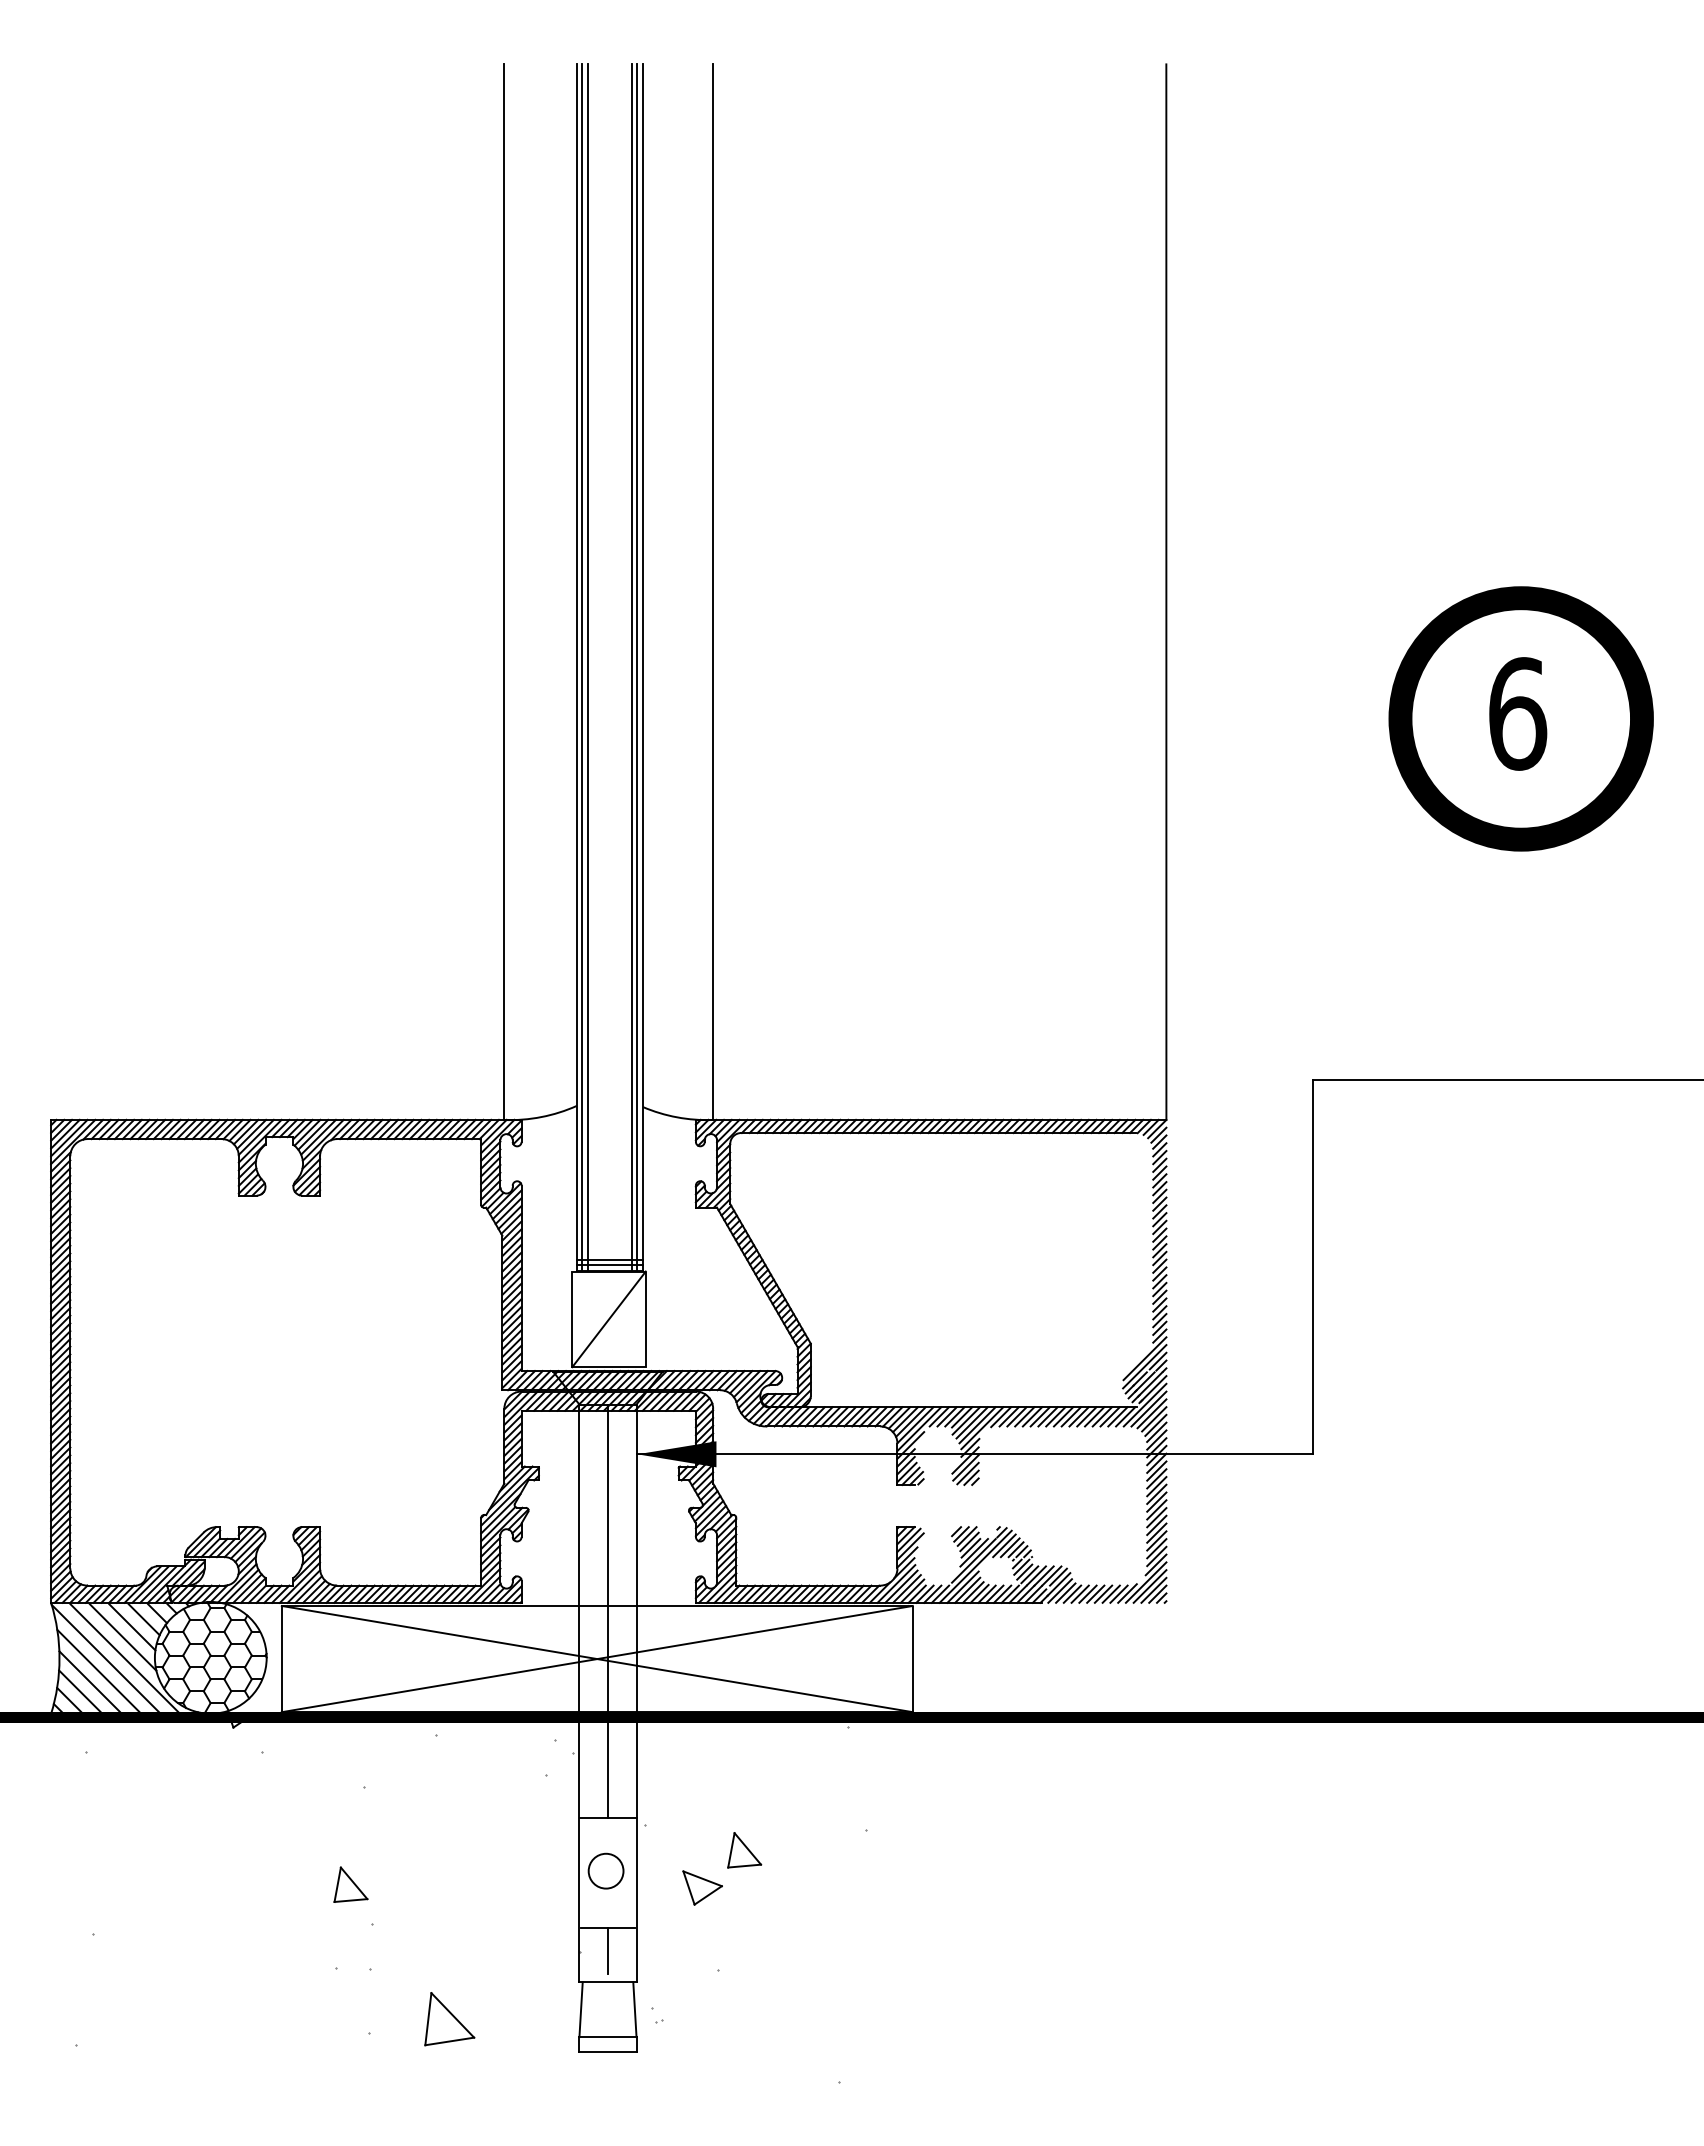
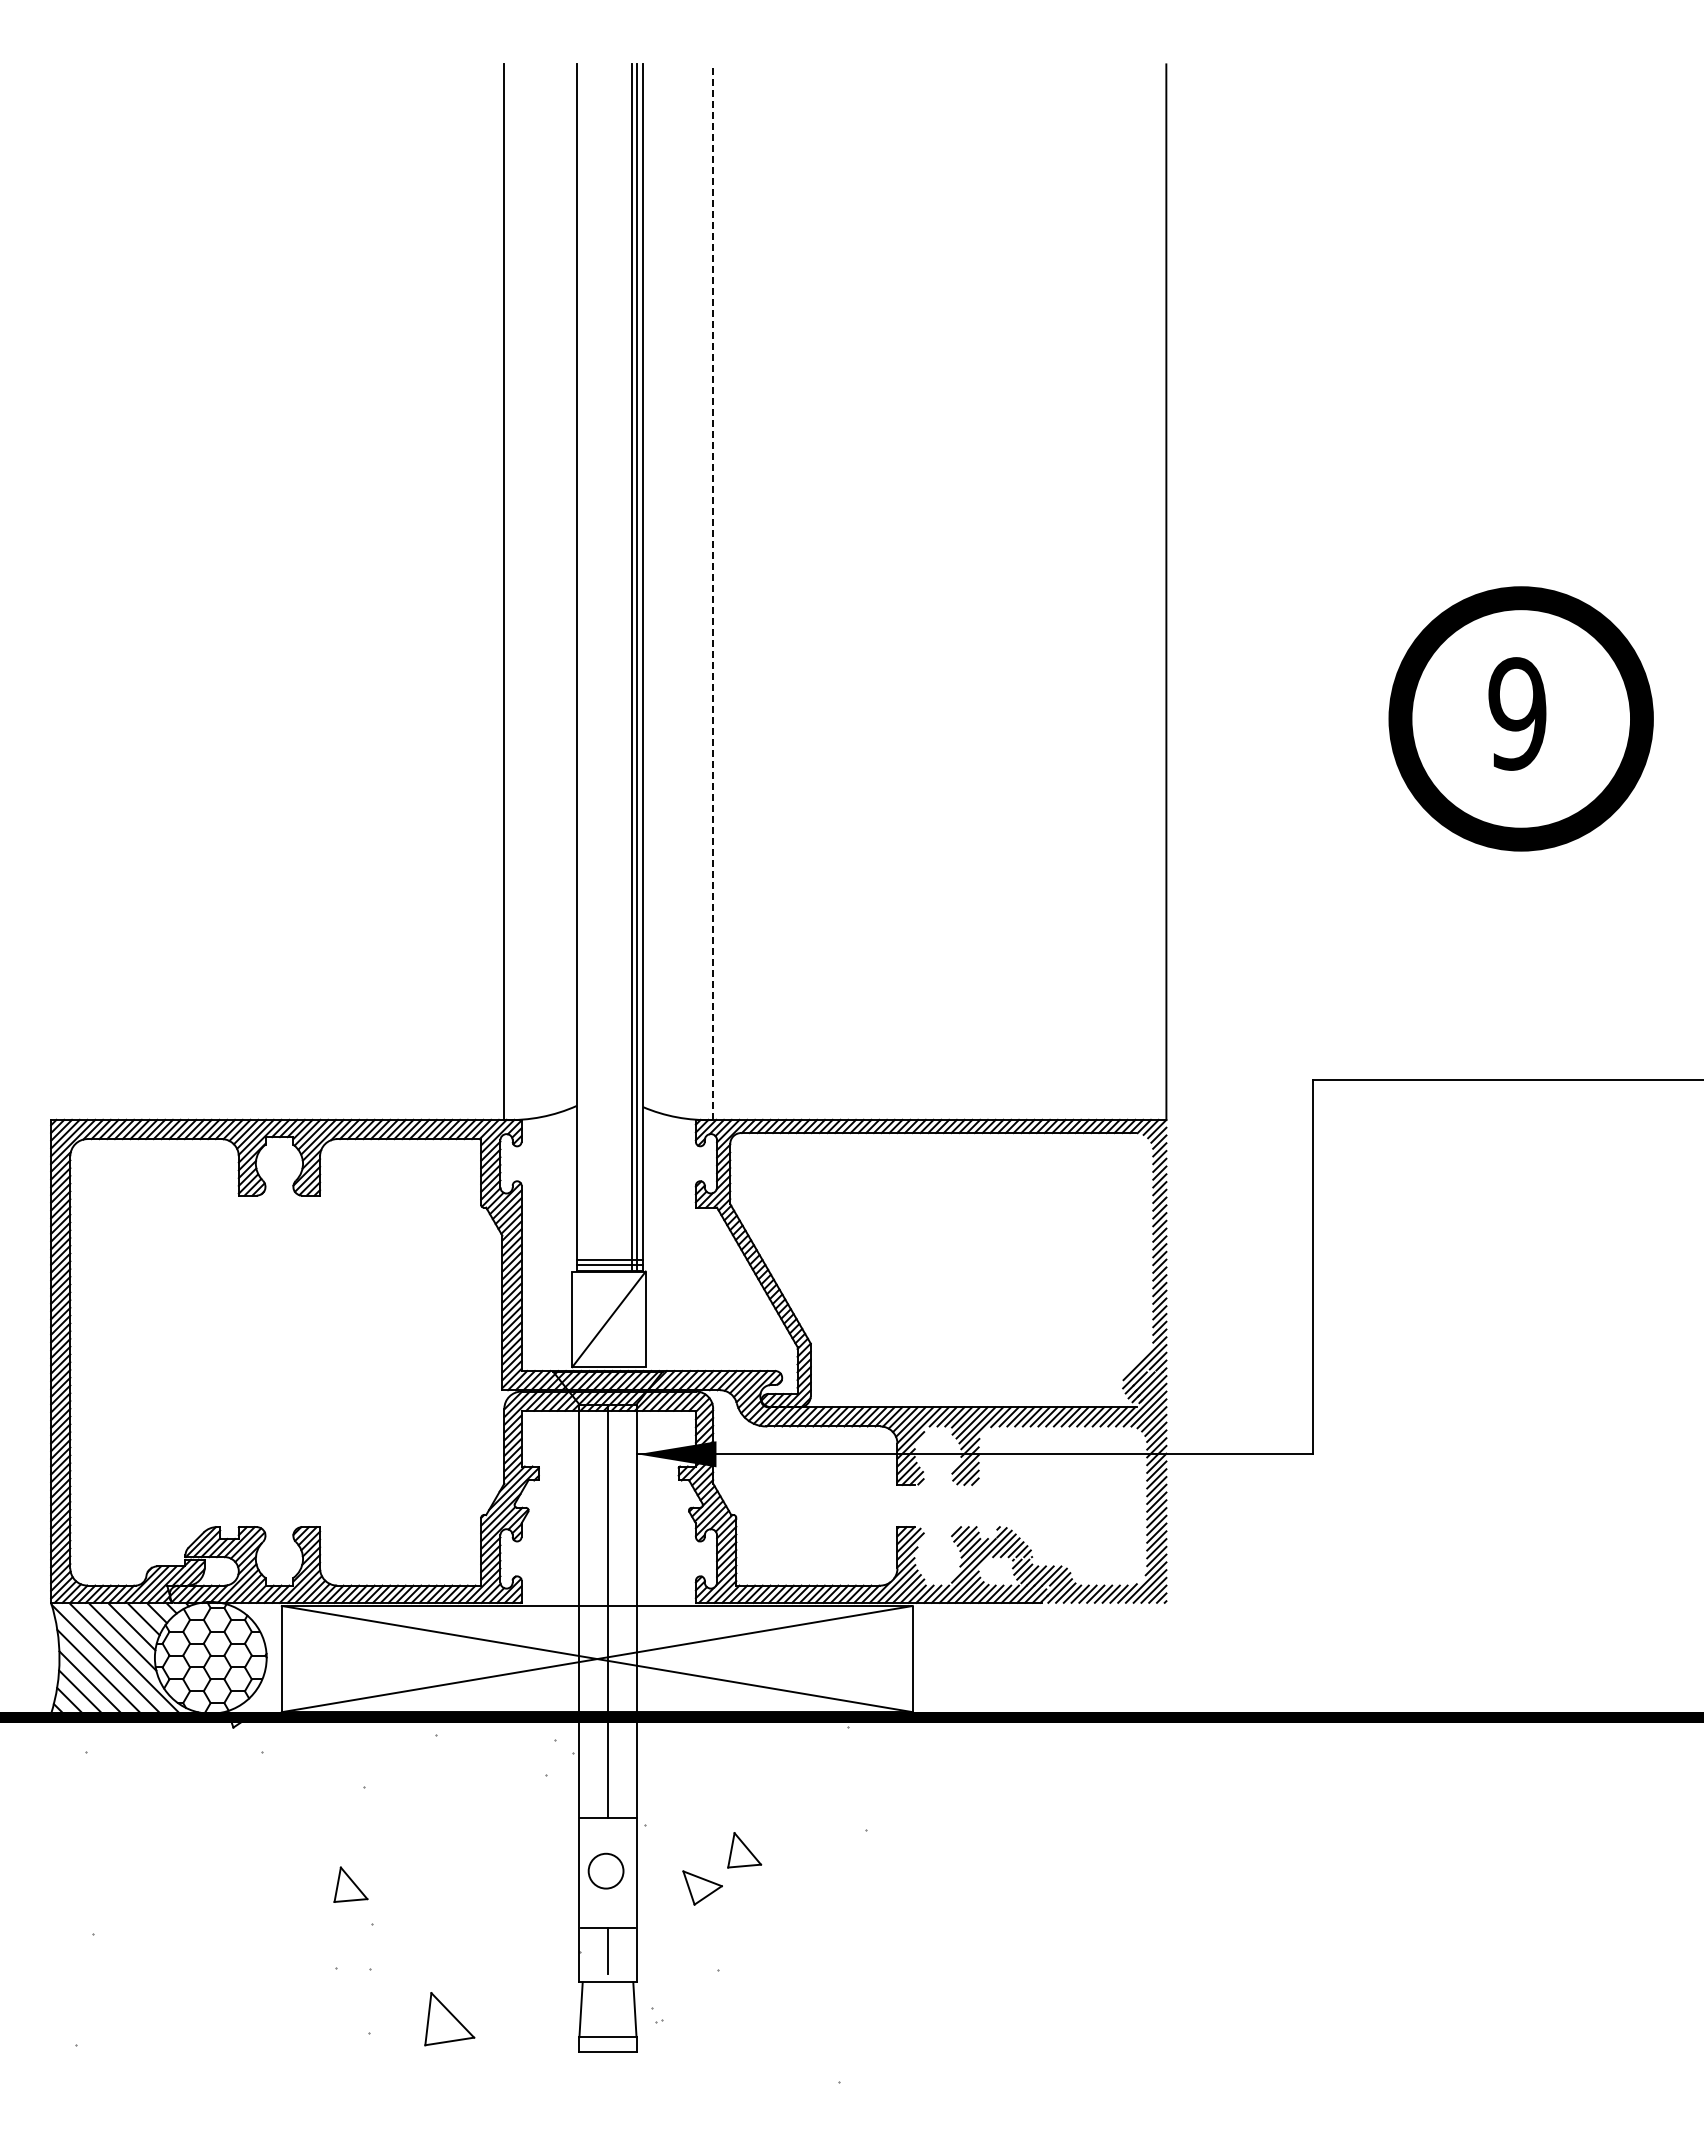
line: solid -> dashed (712, 592)
line: present -> none (582, 667)
line: present -> none (587, 667)
text: 6 -> 9 (1517, 713)
